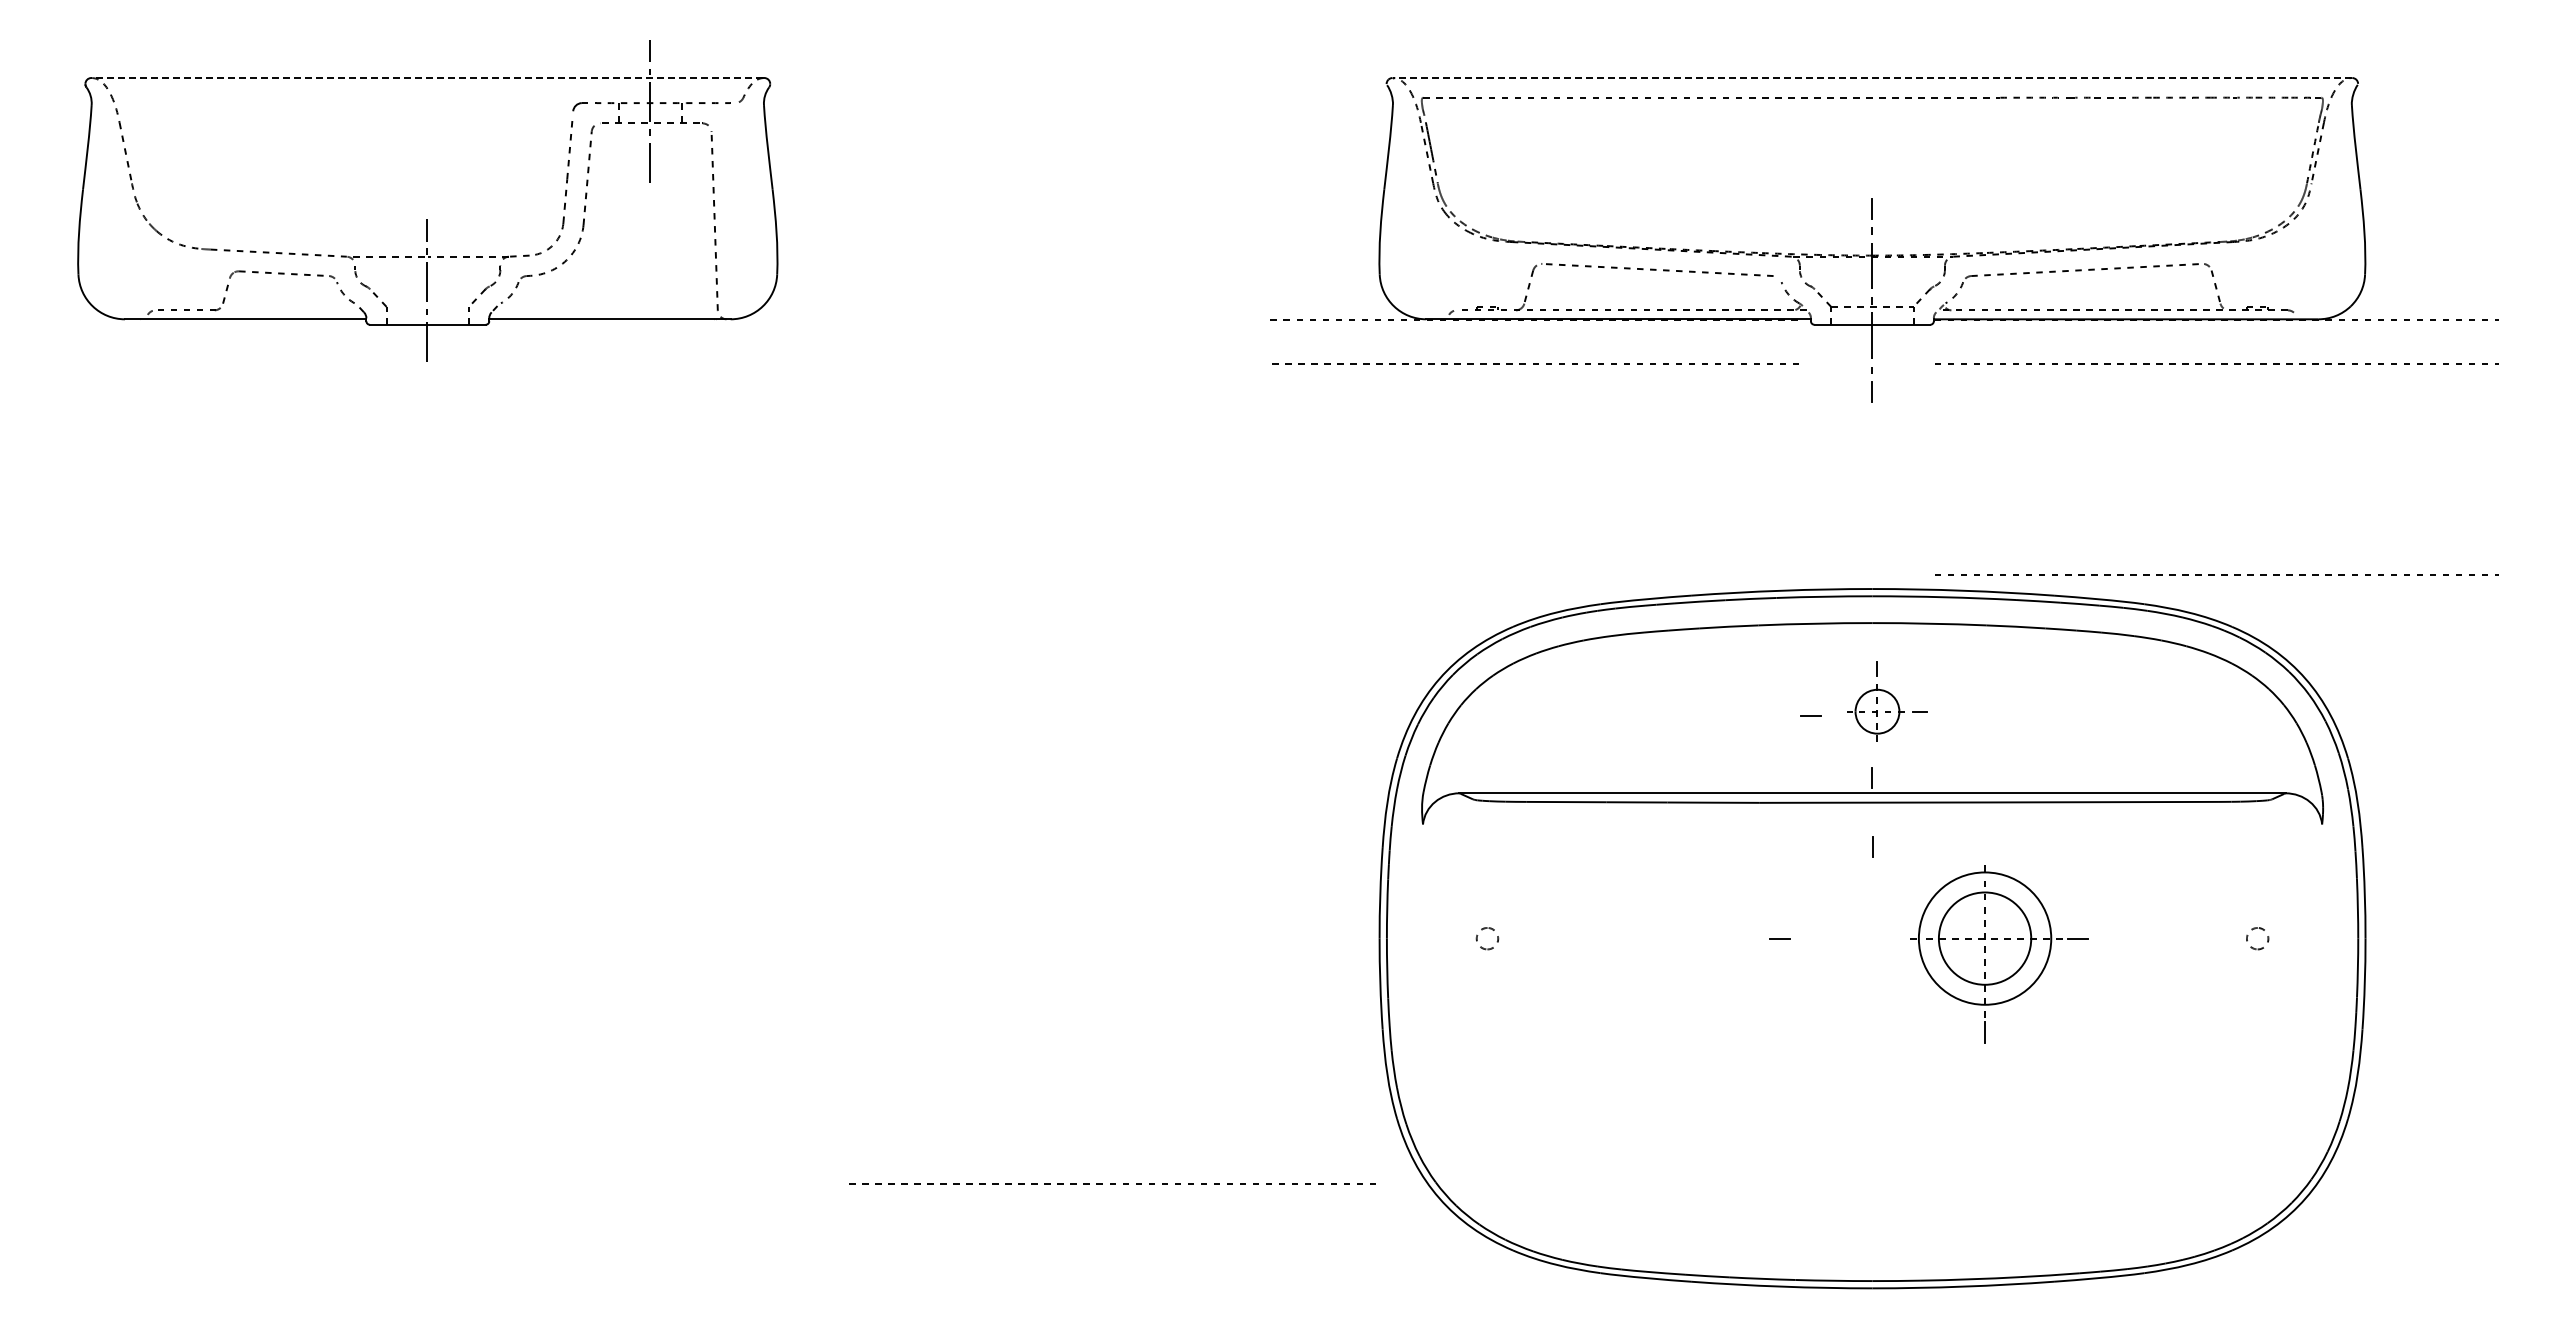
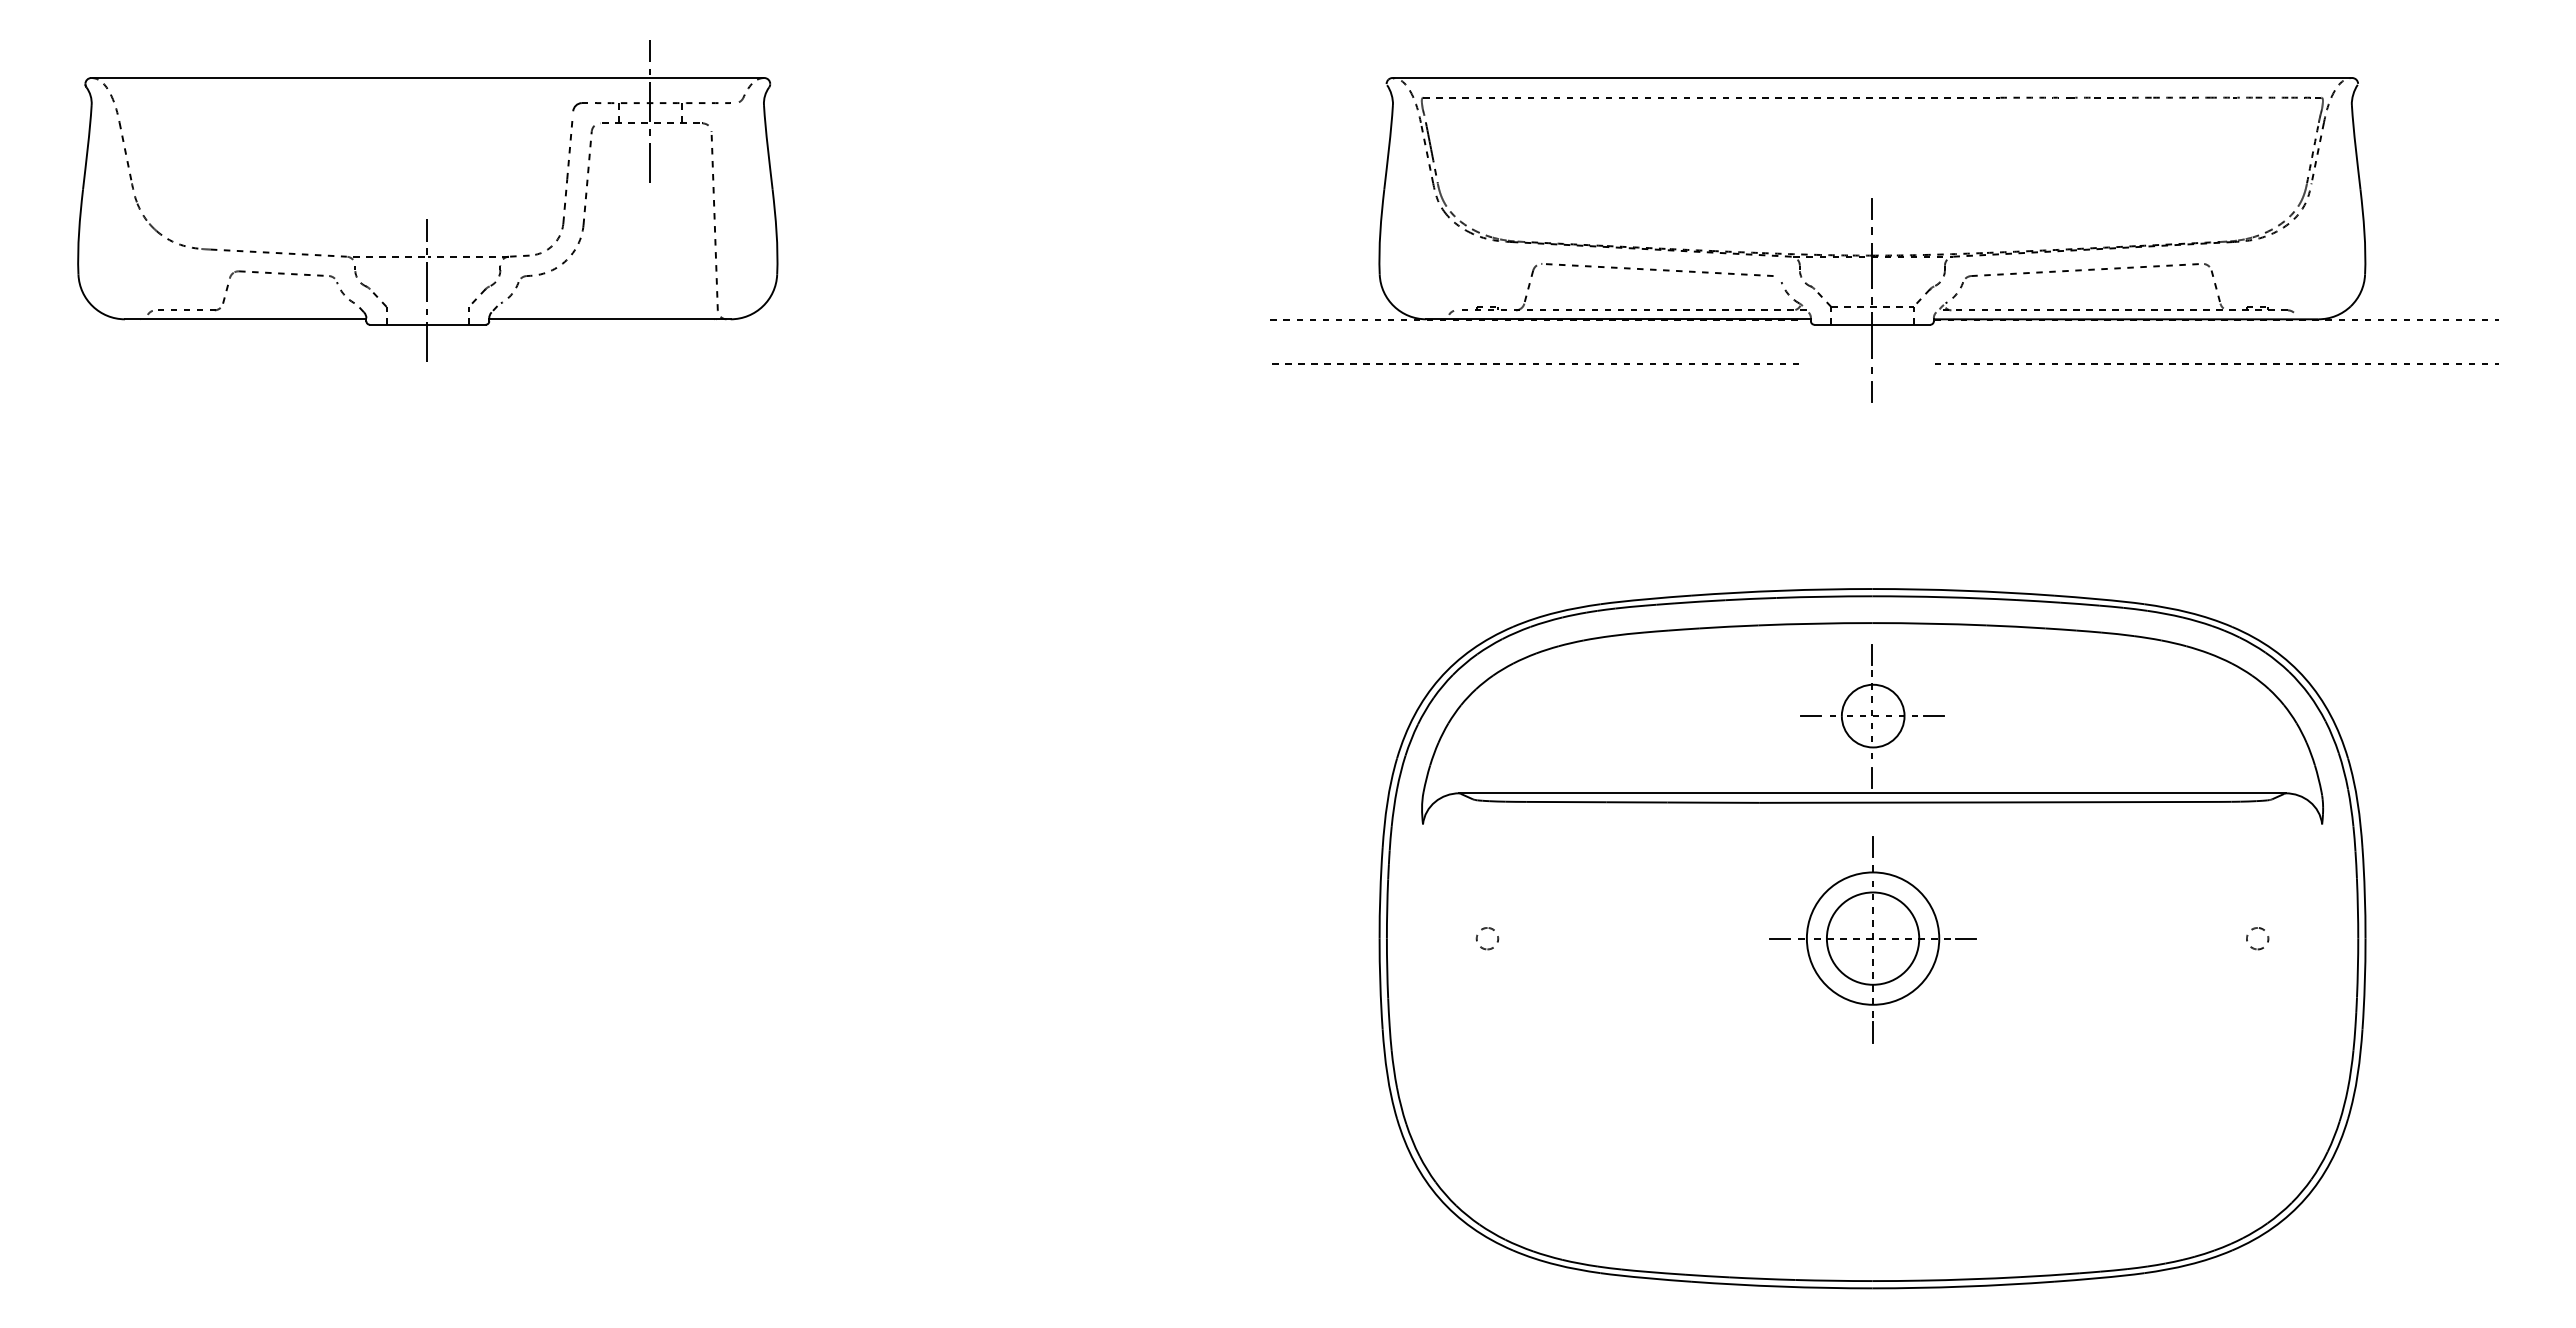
line: dashed -> solid (426, 78)
line: dashed -> solid (1872, 78)
line: present -> none (2214, 574)
part size: 81x81 px -> 115x115 px (1887, 701)
part position: (1999, 954) -> (1887, 954) (1887, 954)
line: present -> none (1112, 1183)
